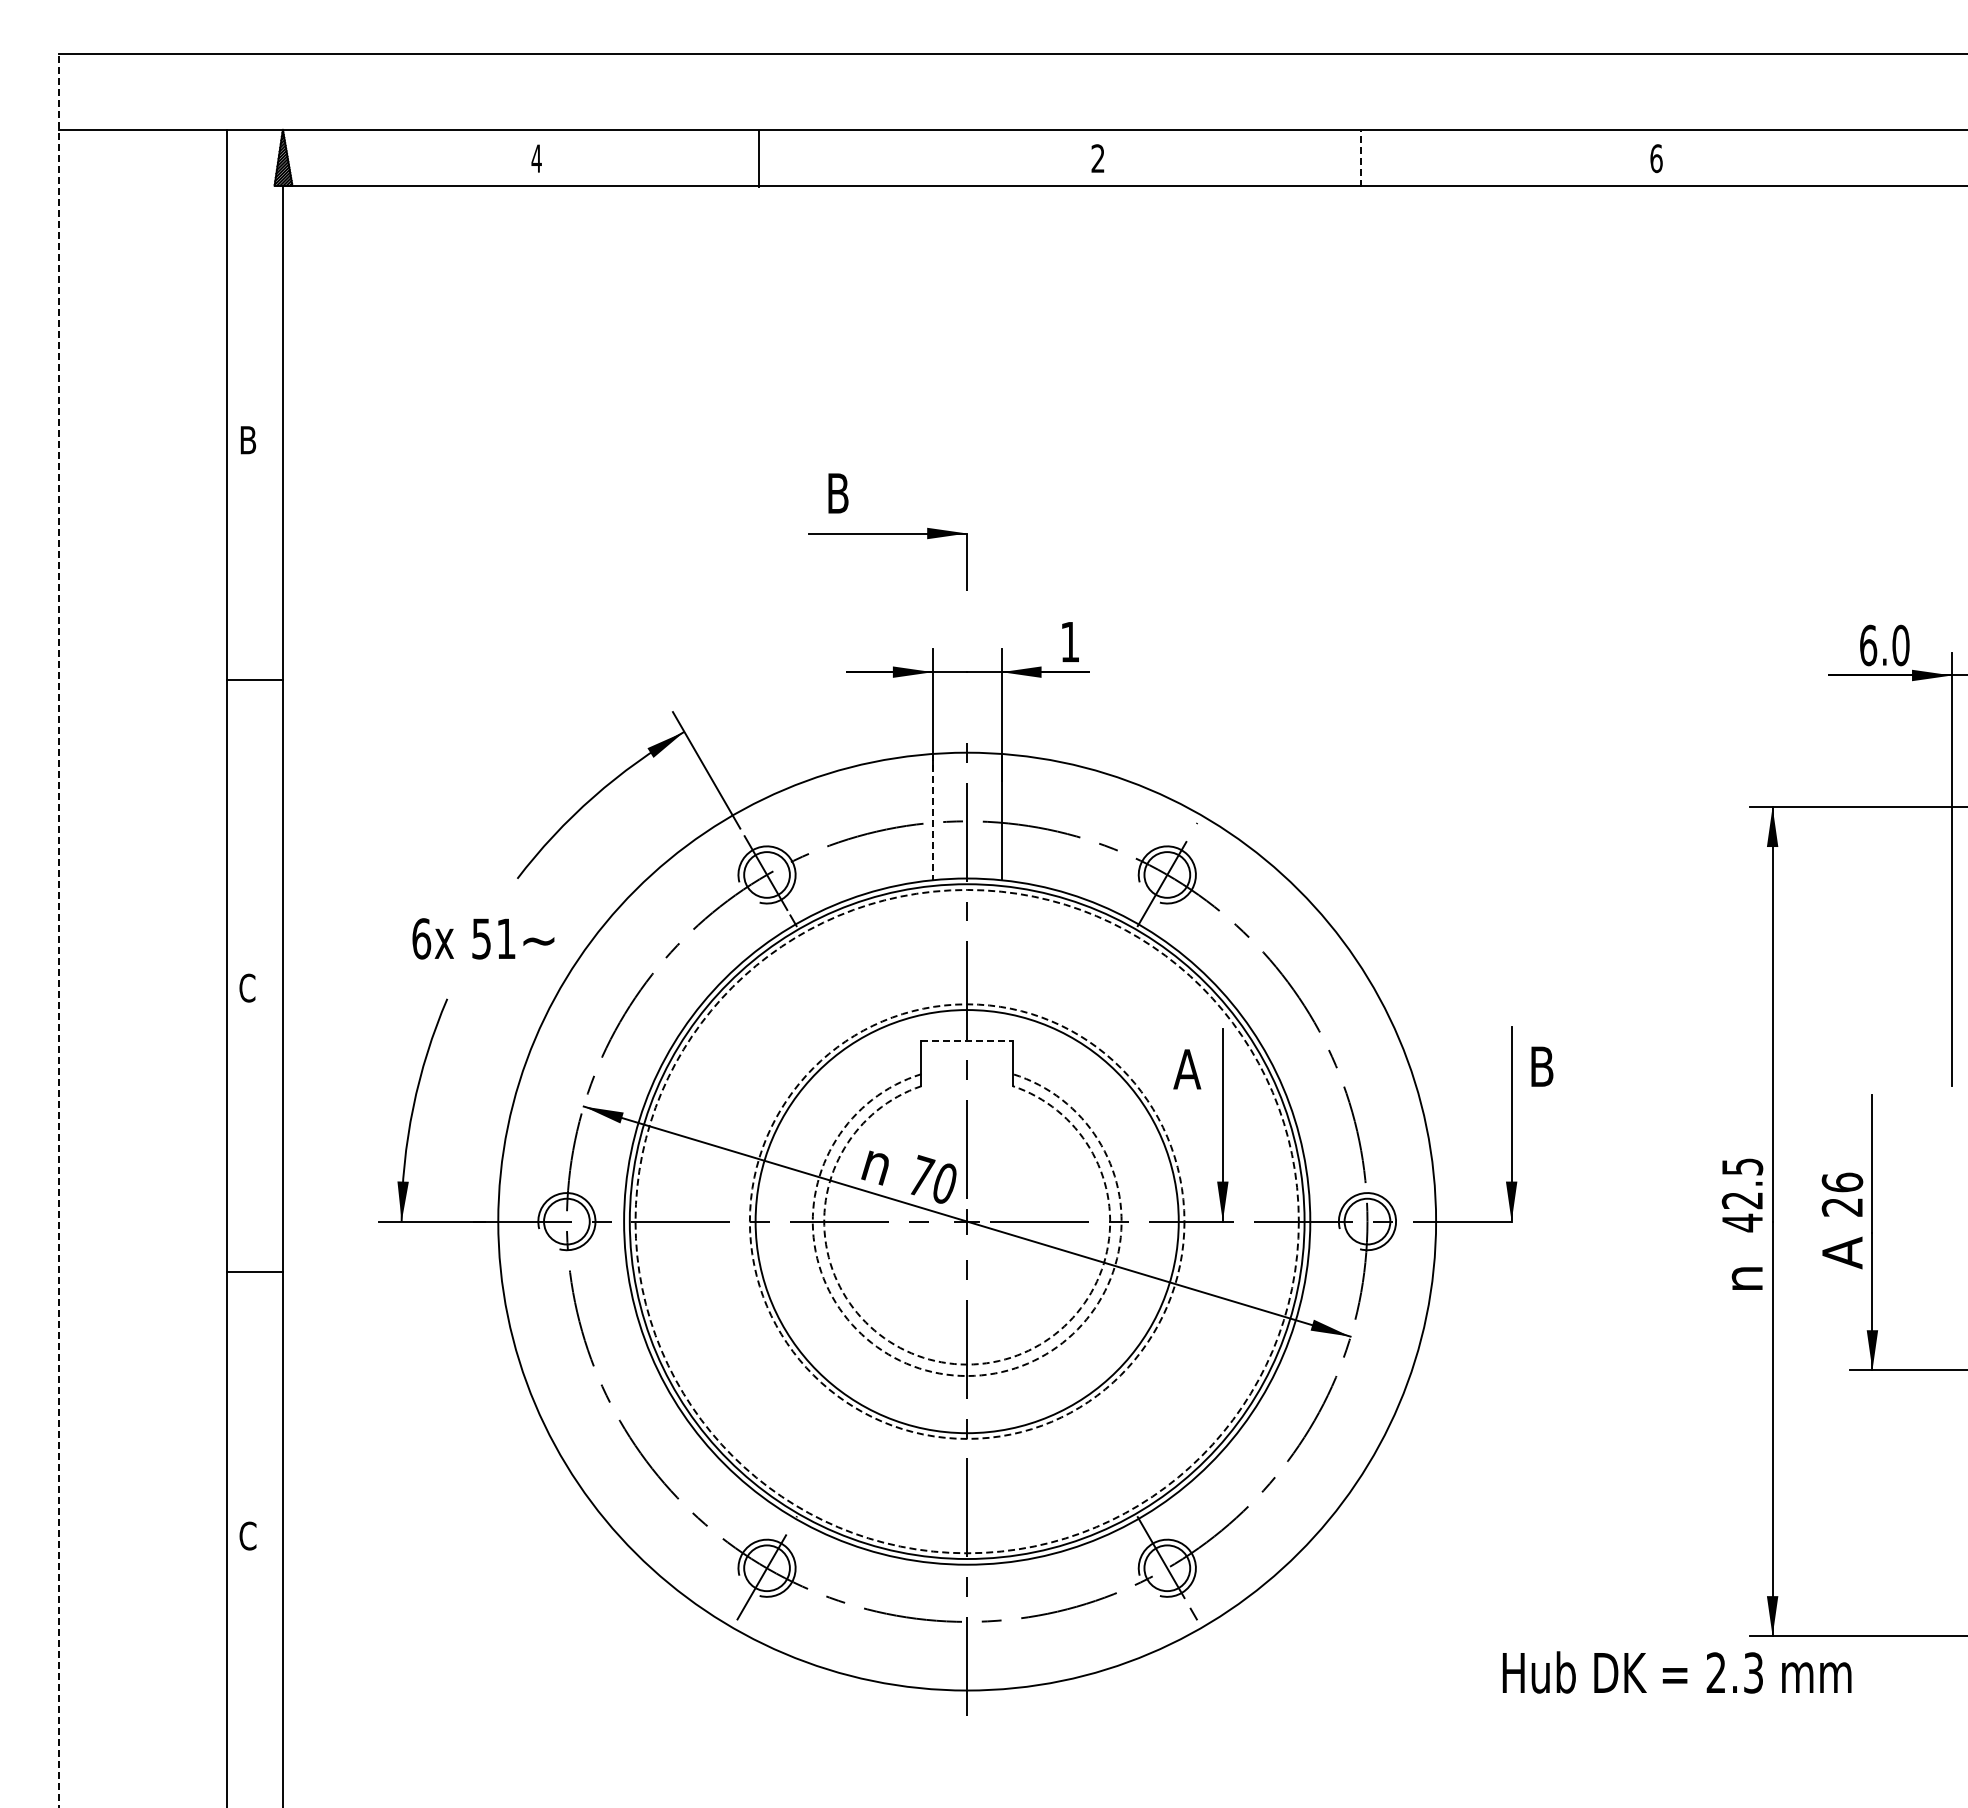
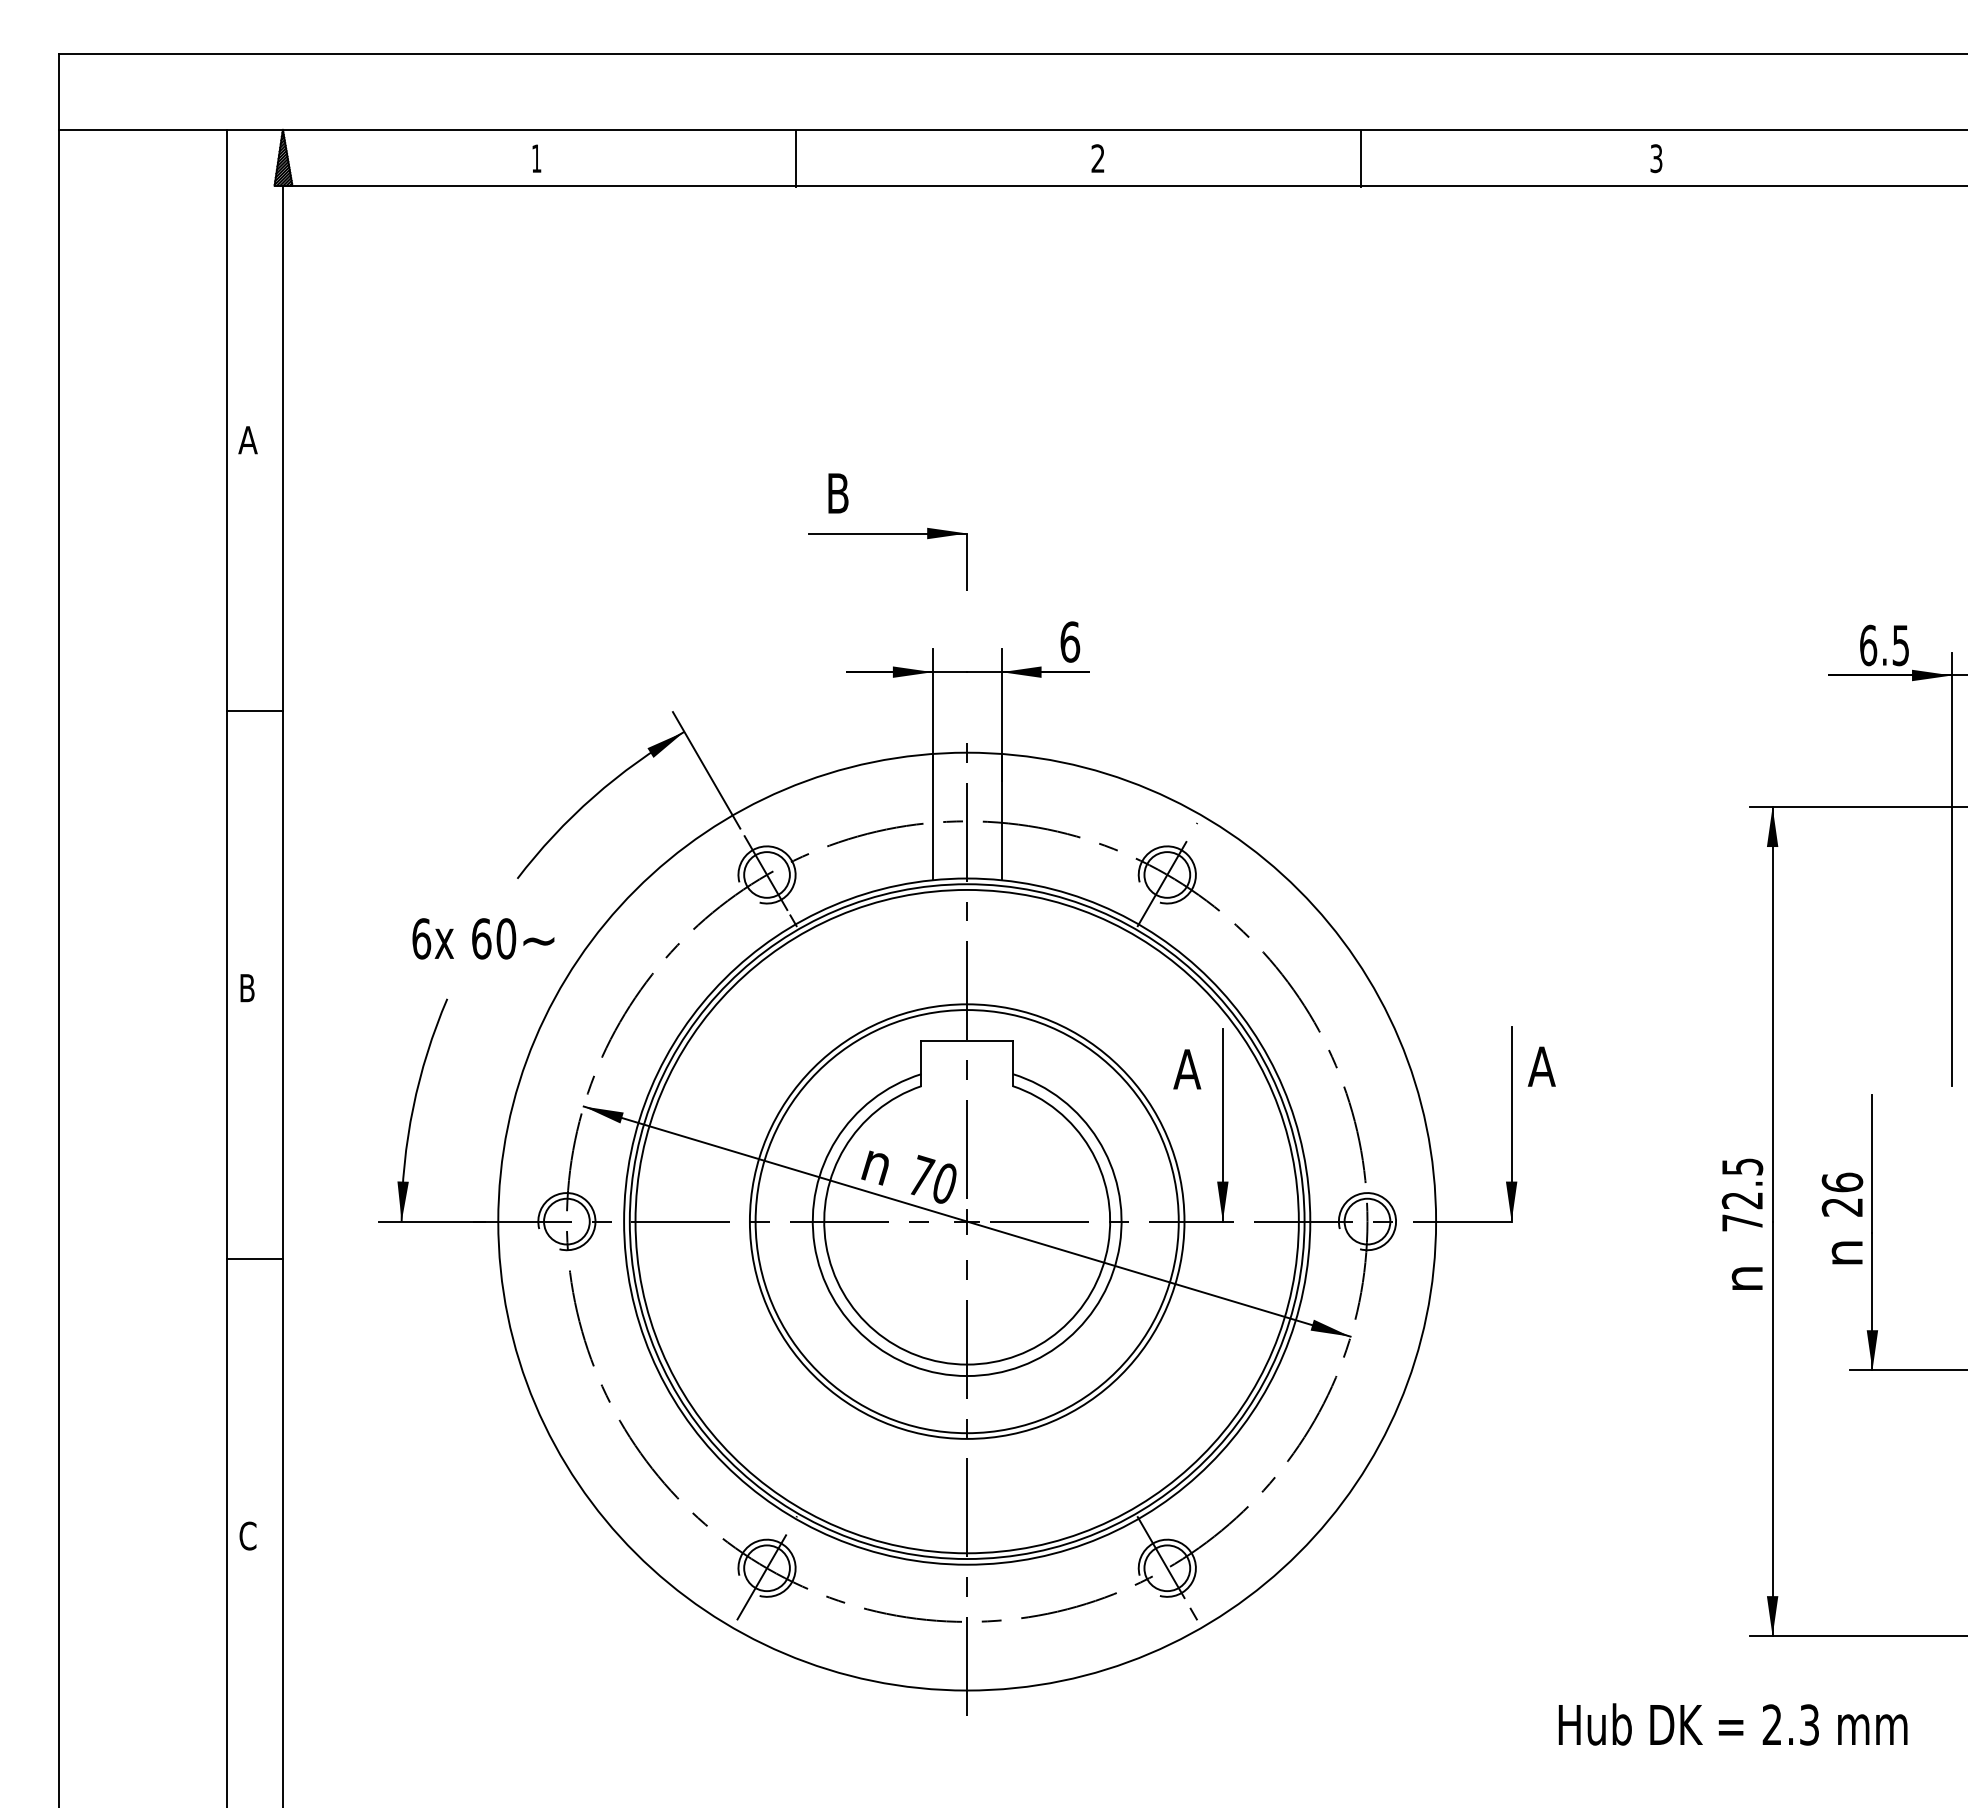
text: 4 -> 1 (536, 158)
line position: (759, 158) -> (796, 158) (796, 158)
line: dashed -> solid (1361, 158)
text: 6 -> 3 (1656, 158)
text: B -> A (247, 440)
text: 1 -> 6 (1070, 641)
text: 6.0 -> 6.5 (1900, 645)
line position: (254, 680) -> (254, 711) (254, 711)
line: dashed -> solid (932, 817)
line: dashed -> solid (59, 930)
text: 51 -> 60 (494, 938)
text: C -> B (247, 987)
line: dashed -> solid (967, 1040)
text: B -> A (1541, 1066)
circle: dashed -> solid (966, 1221)
circle: dashed -> solid (966, 1221)
text: 42.5 -> 72.5 (1742, 1222)
text: A -> n (1842, 1252)
line position: (254, 1272) -> (254, 1259) (254, 1259)
arc: dashed -> solid (967, 1364)
arc: dashed -> solid (967, 1376)
text position: (1676, 1672) -> (1732, 1724) (1732, 1724)
